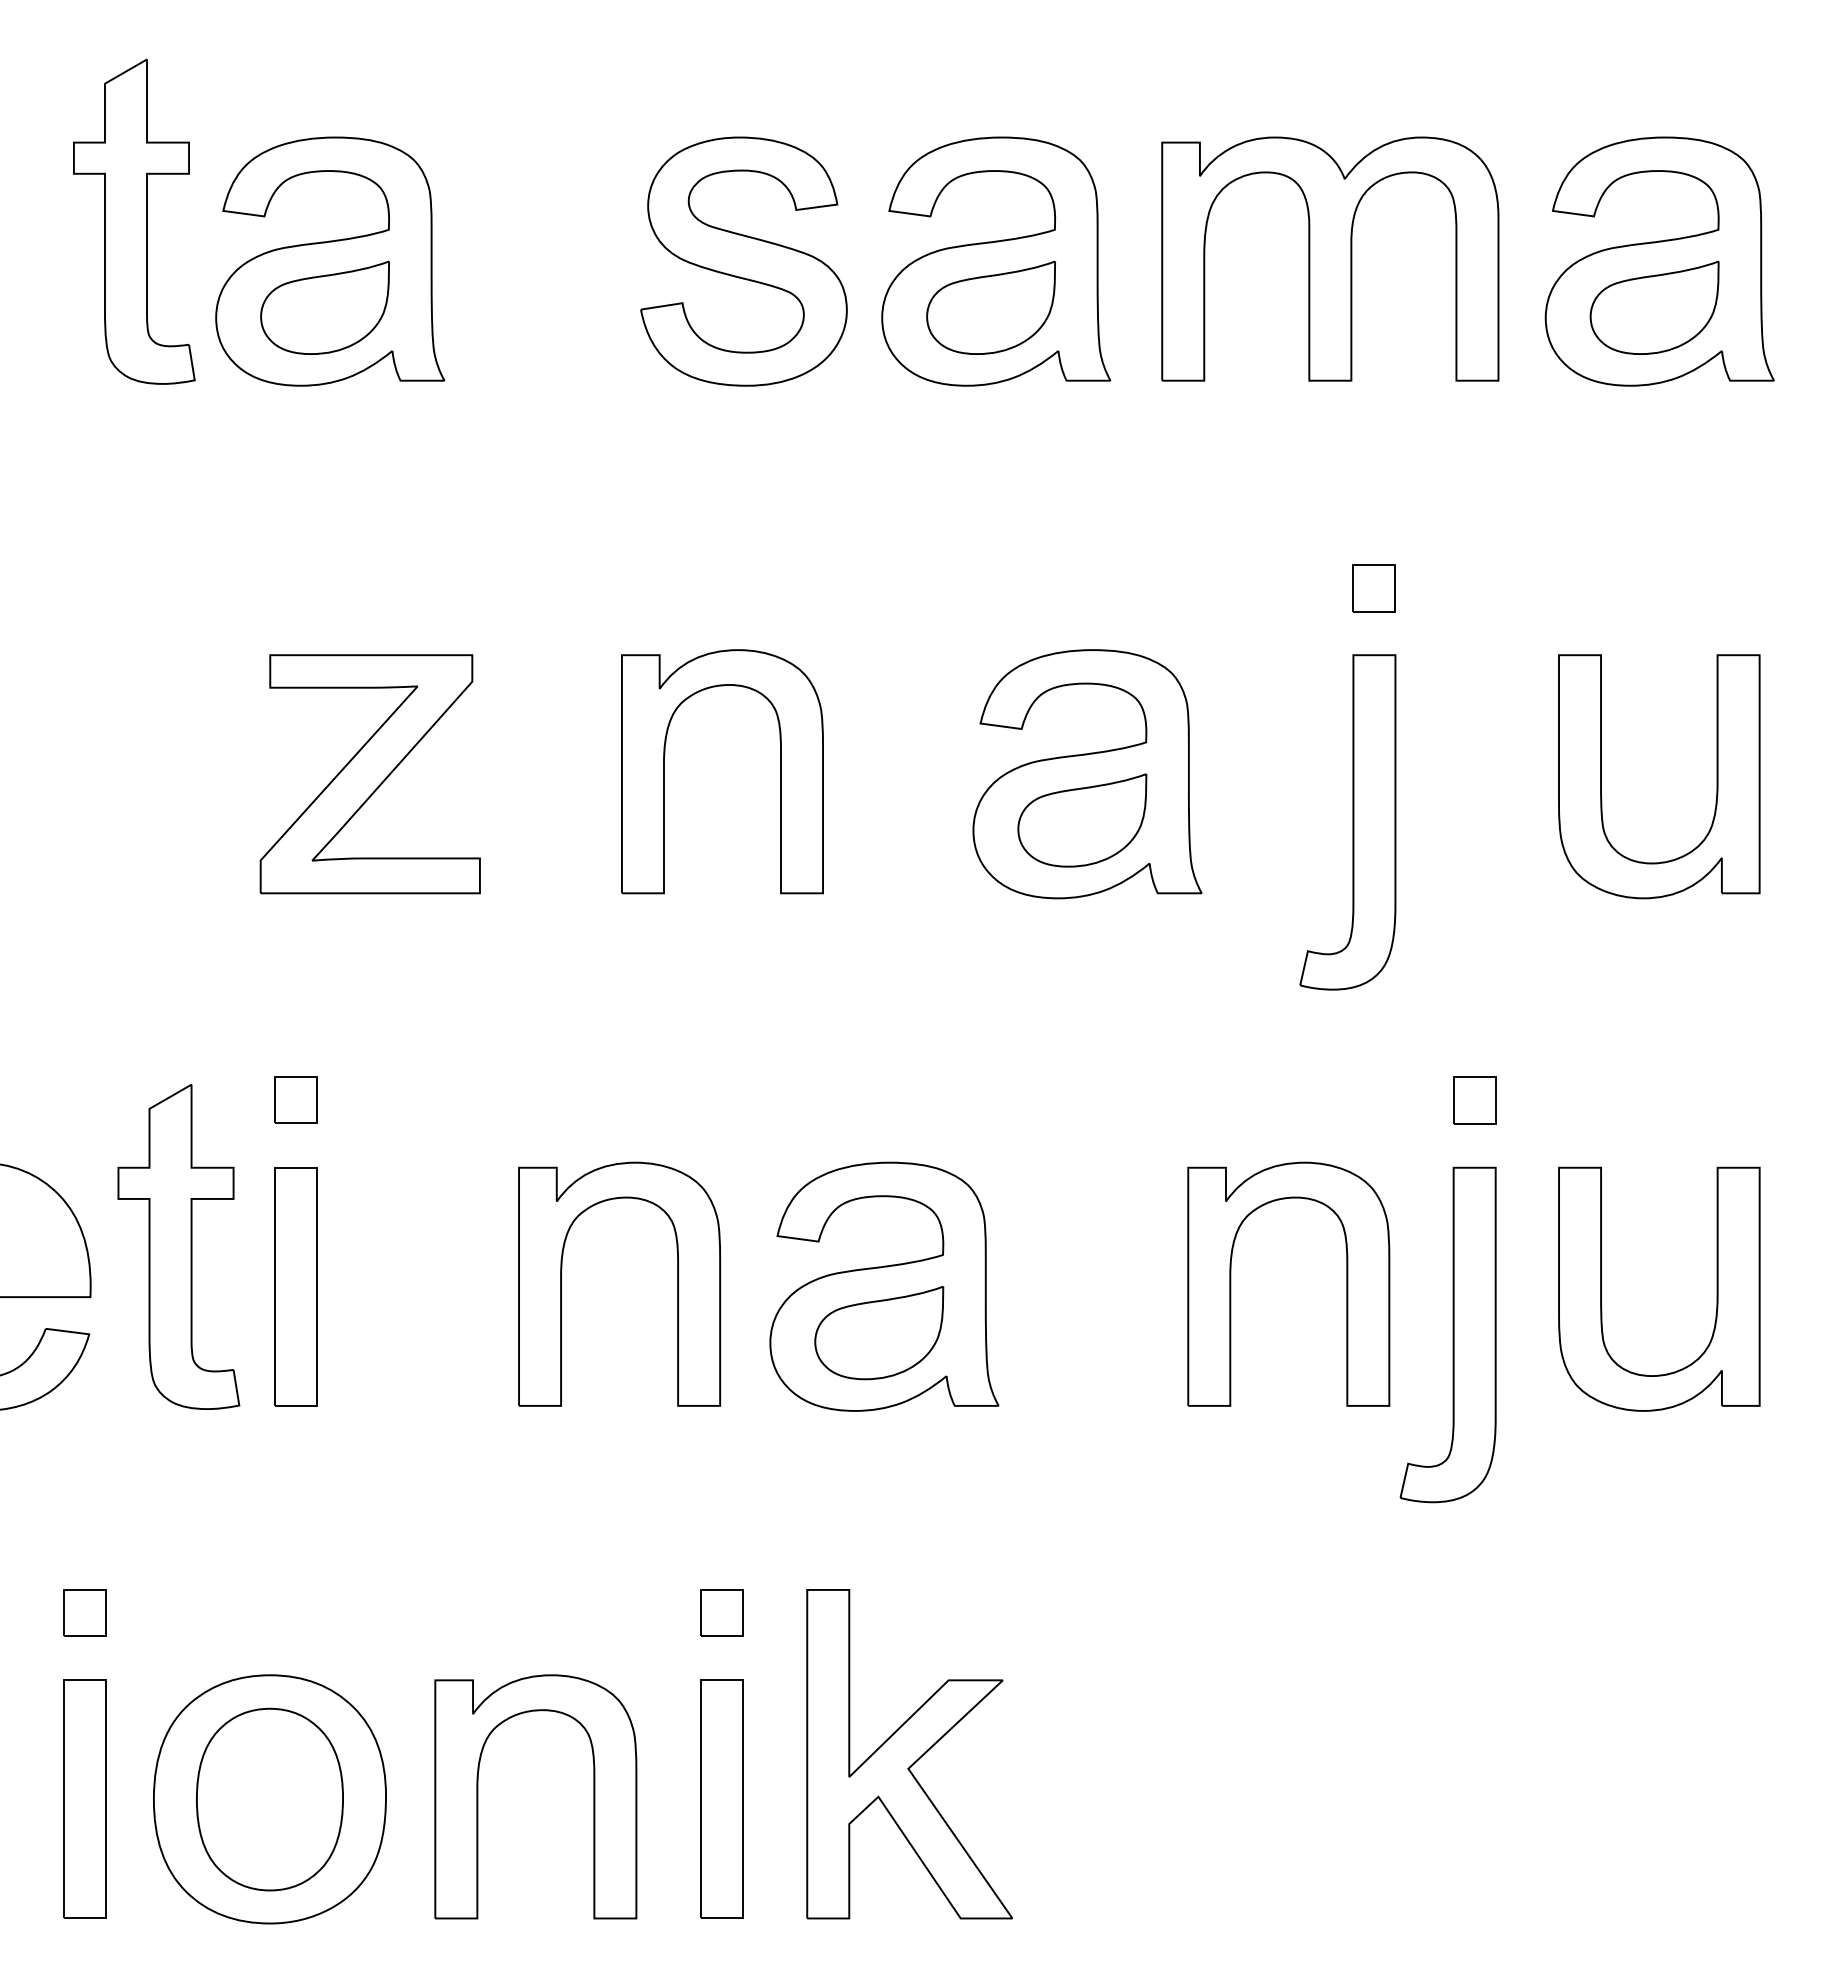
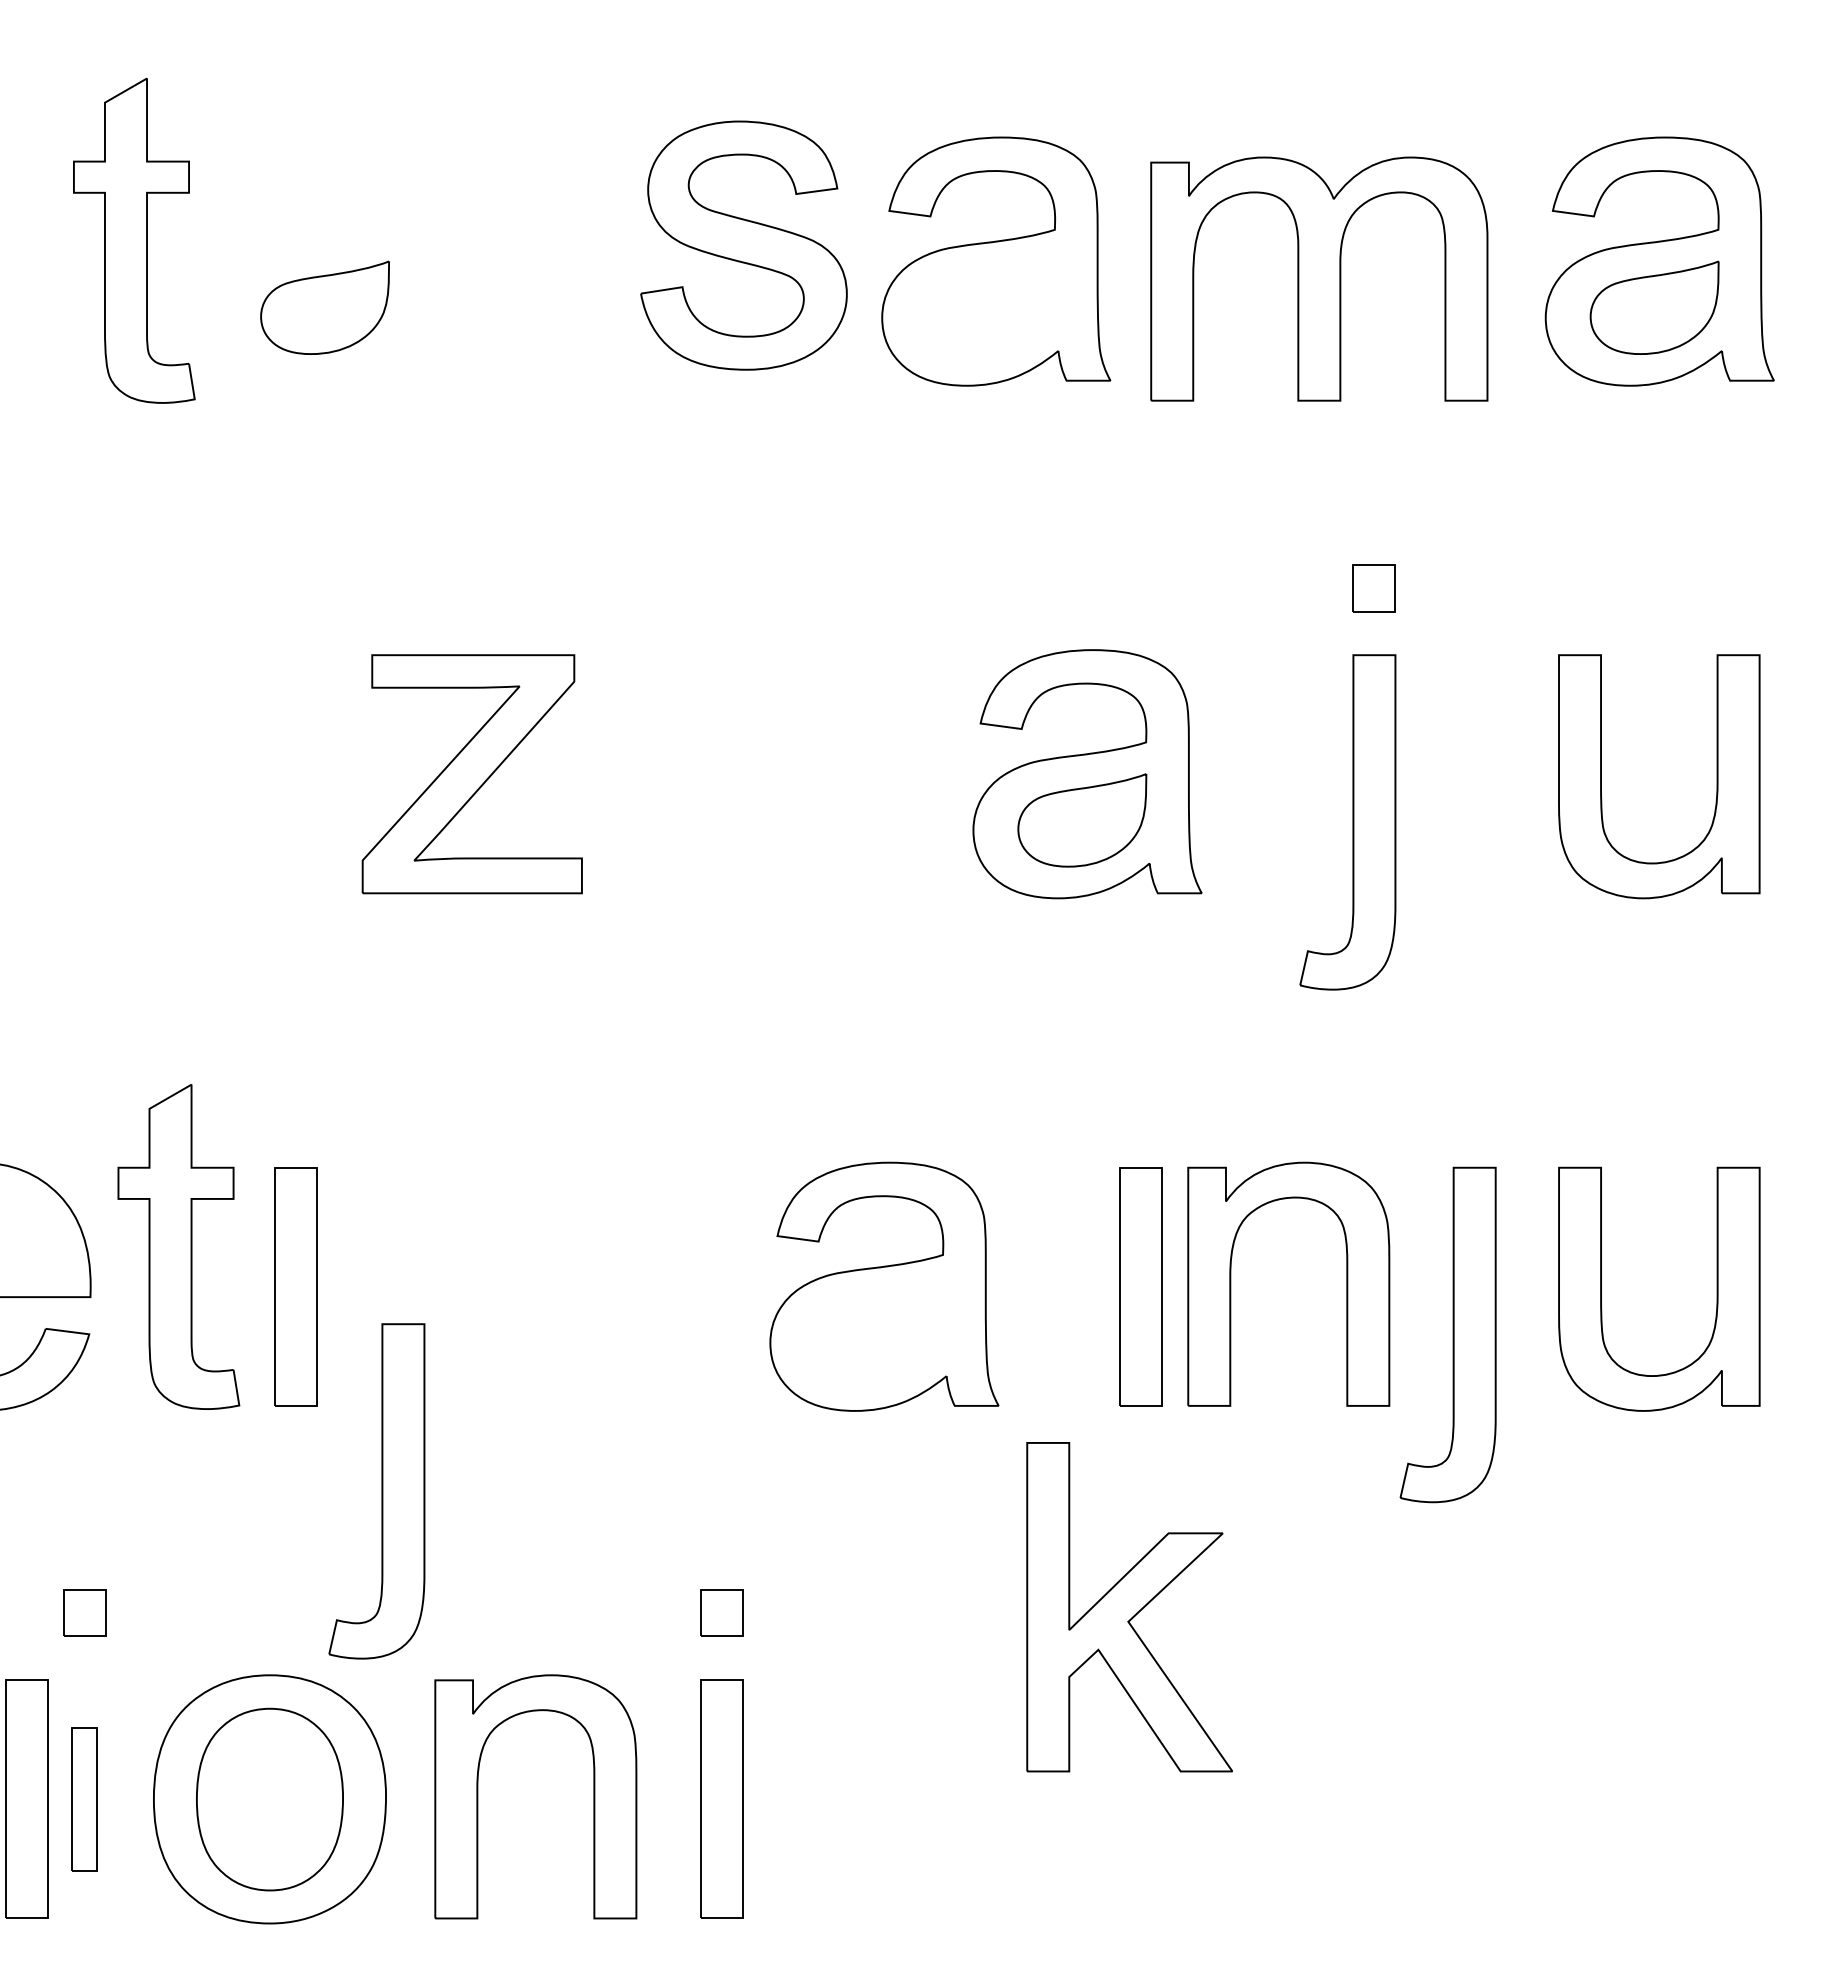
part position: (134, 221) -> (134, 240) (134, 240)
part position: (1330, 258) -> (1319, 278) (1319, 278)
part: present -> none (330, 261)
part position: (743, 261) -> (743, 245) (743, 245)
part: present -> none (990, 307)
part: present -> none (664, 771)
part position: (369, 774) -> (471, 774) (471, 774)
part: present -> none (295, 1099)
part: present -> none (1474, 1100)
part: present -> none (561, 1283)
part: none -> present (1140, 1286)
part: present -> none (879, 1332)
part: none -> present (376, 1491)
part position: (909, 1754) -> (1129, 1607) (1129, 1607)
part: none -> present (26, 1798)
part size: 44x240 px -> 27x145 px (84, 1799)
